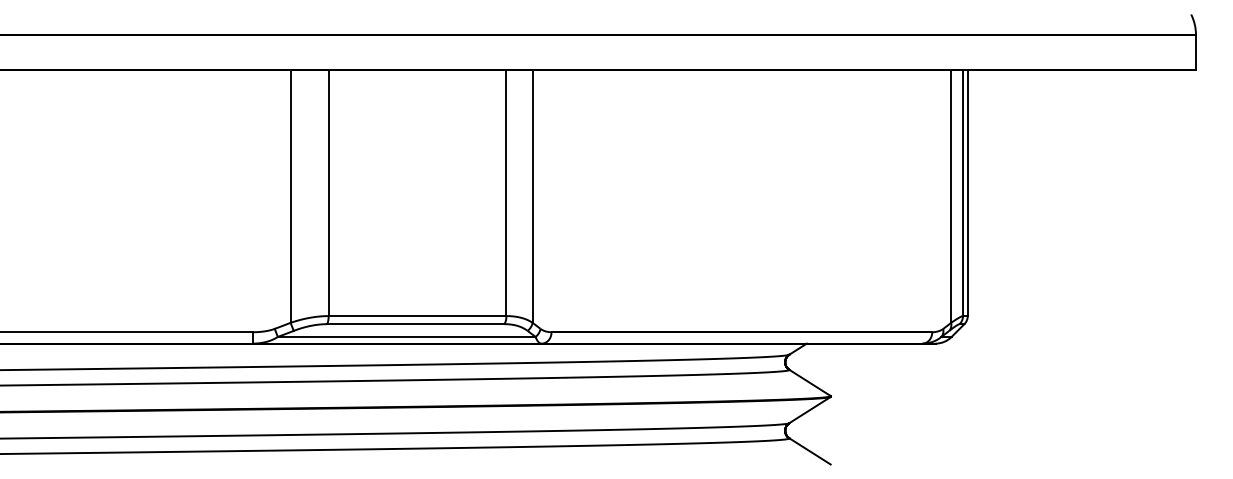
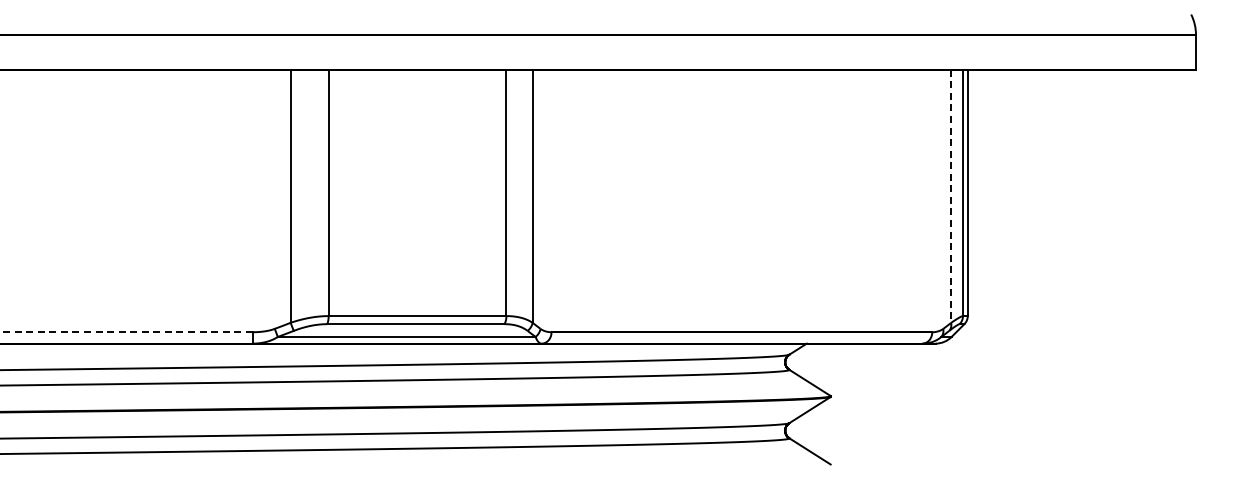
line: solid -> dashed (951, 196)
line: solid -> dashed (125, 332)
